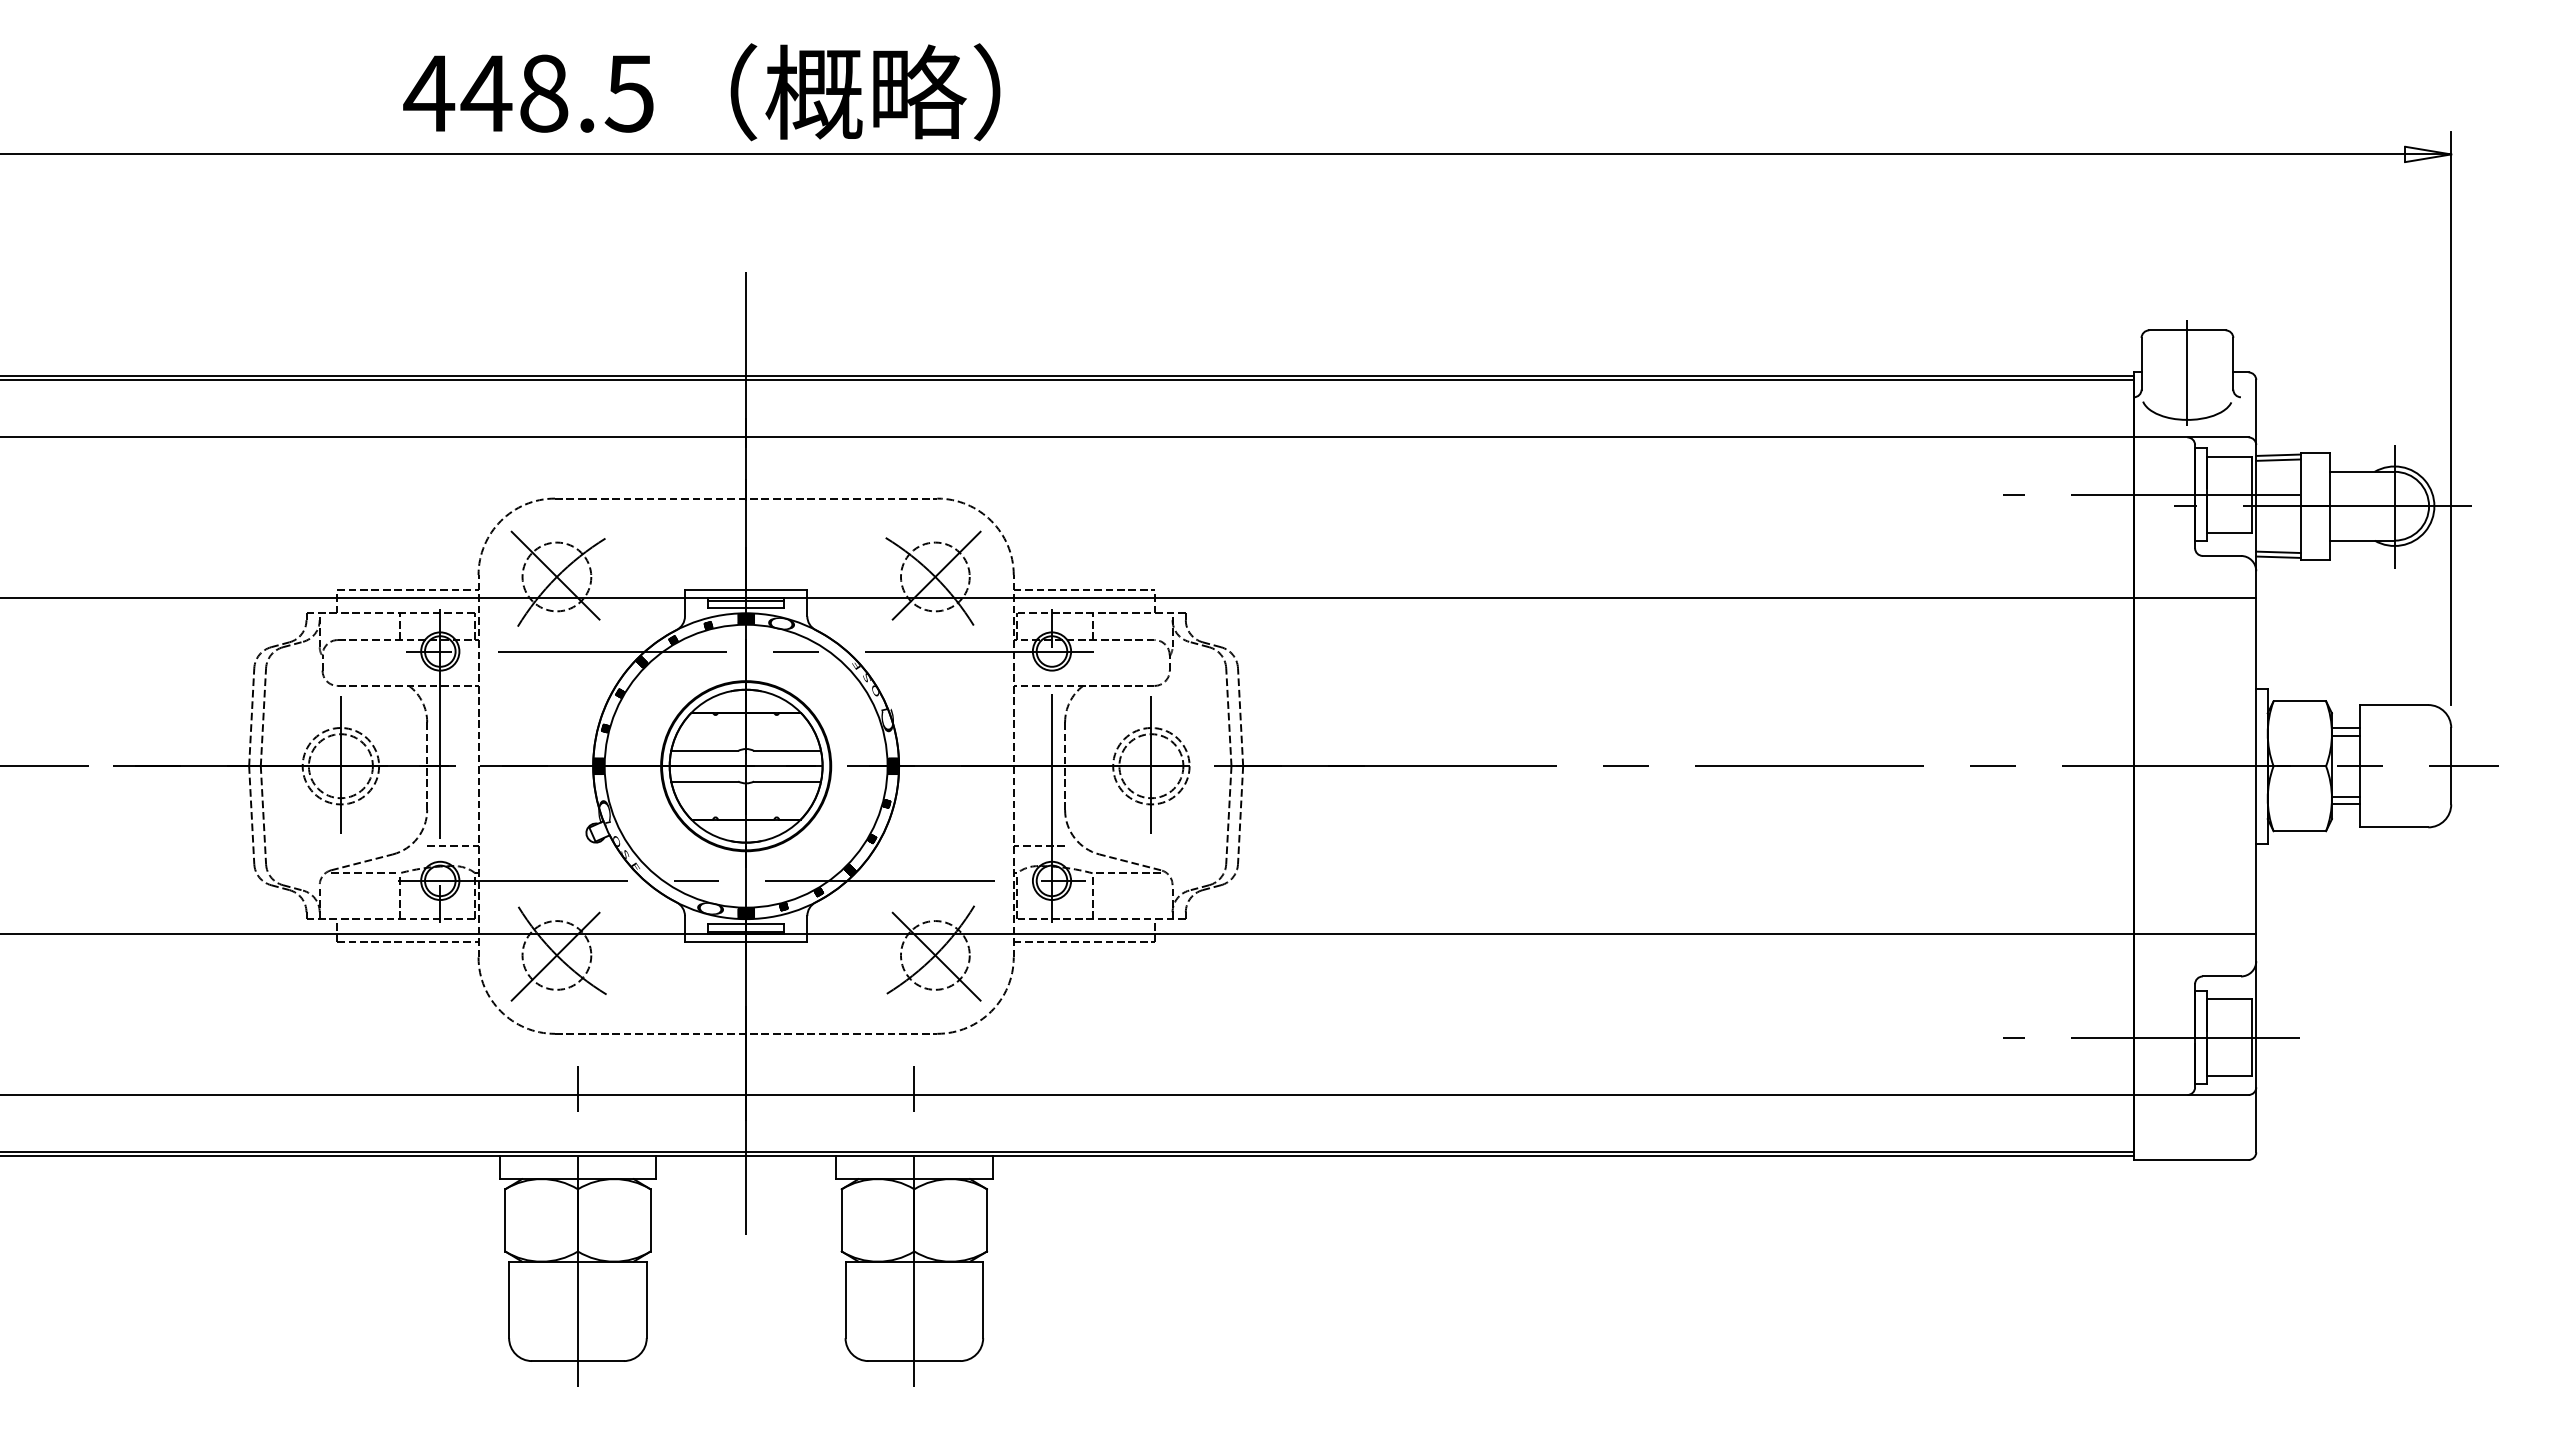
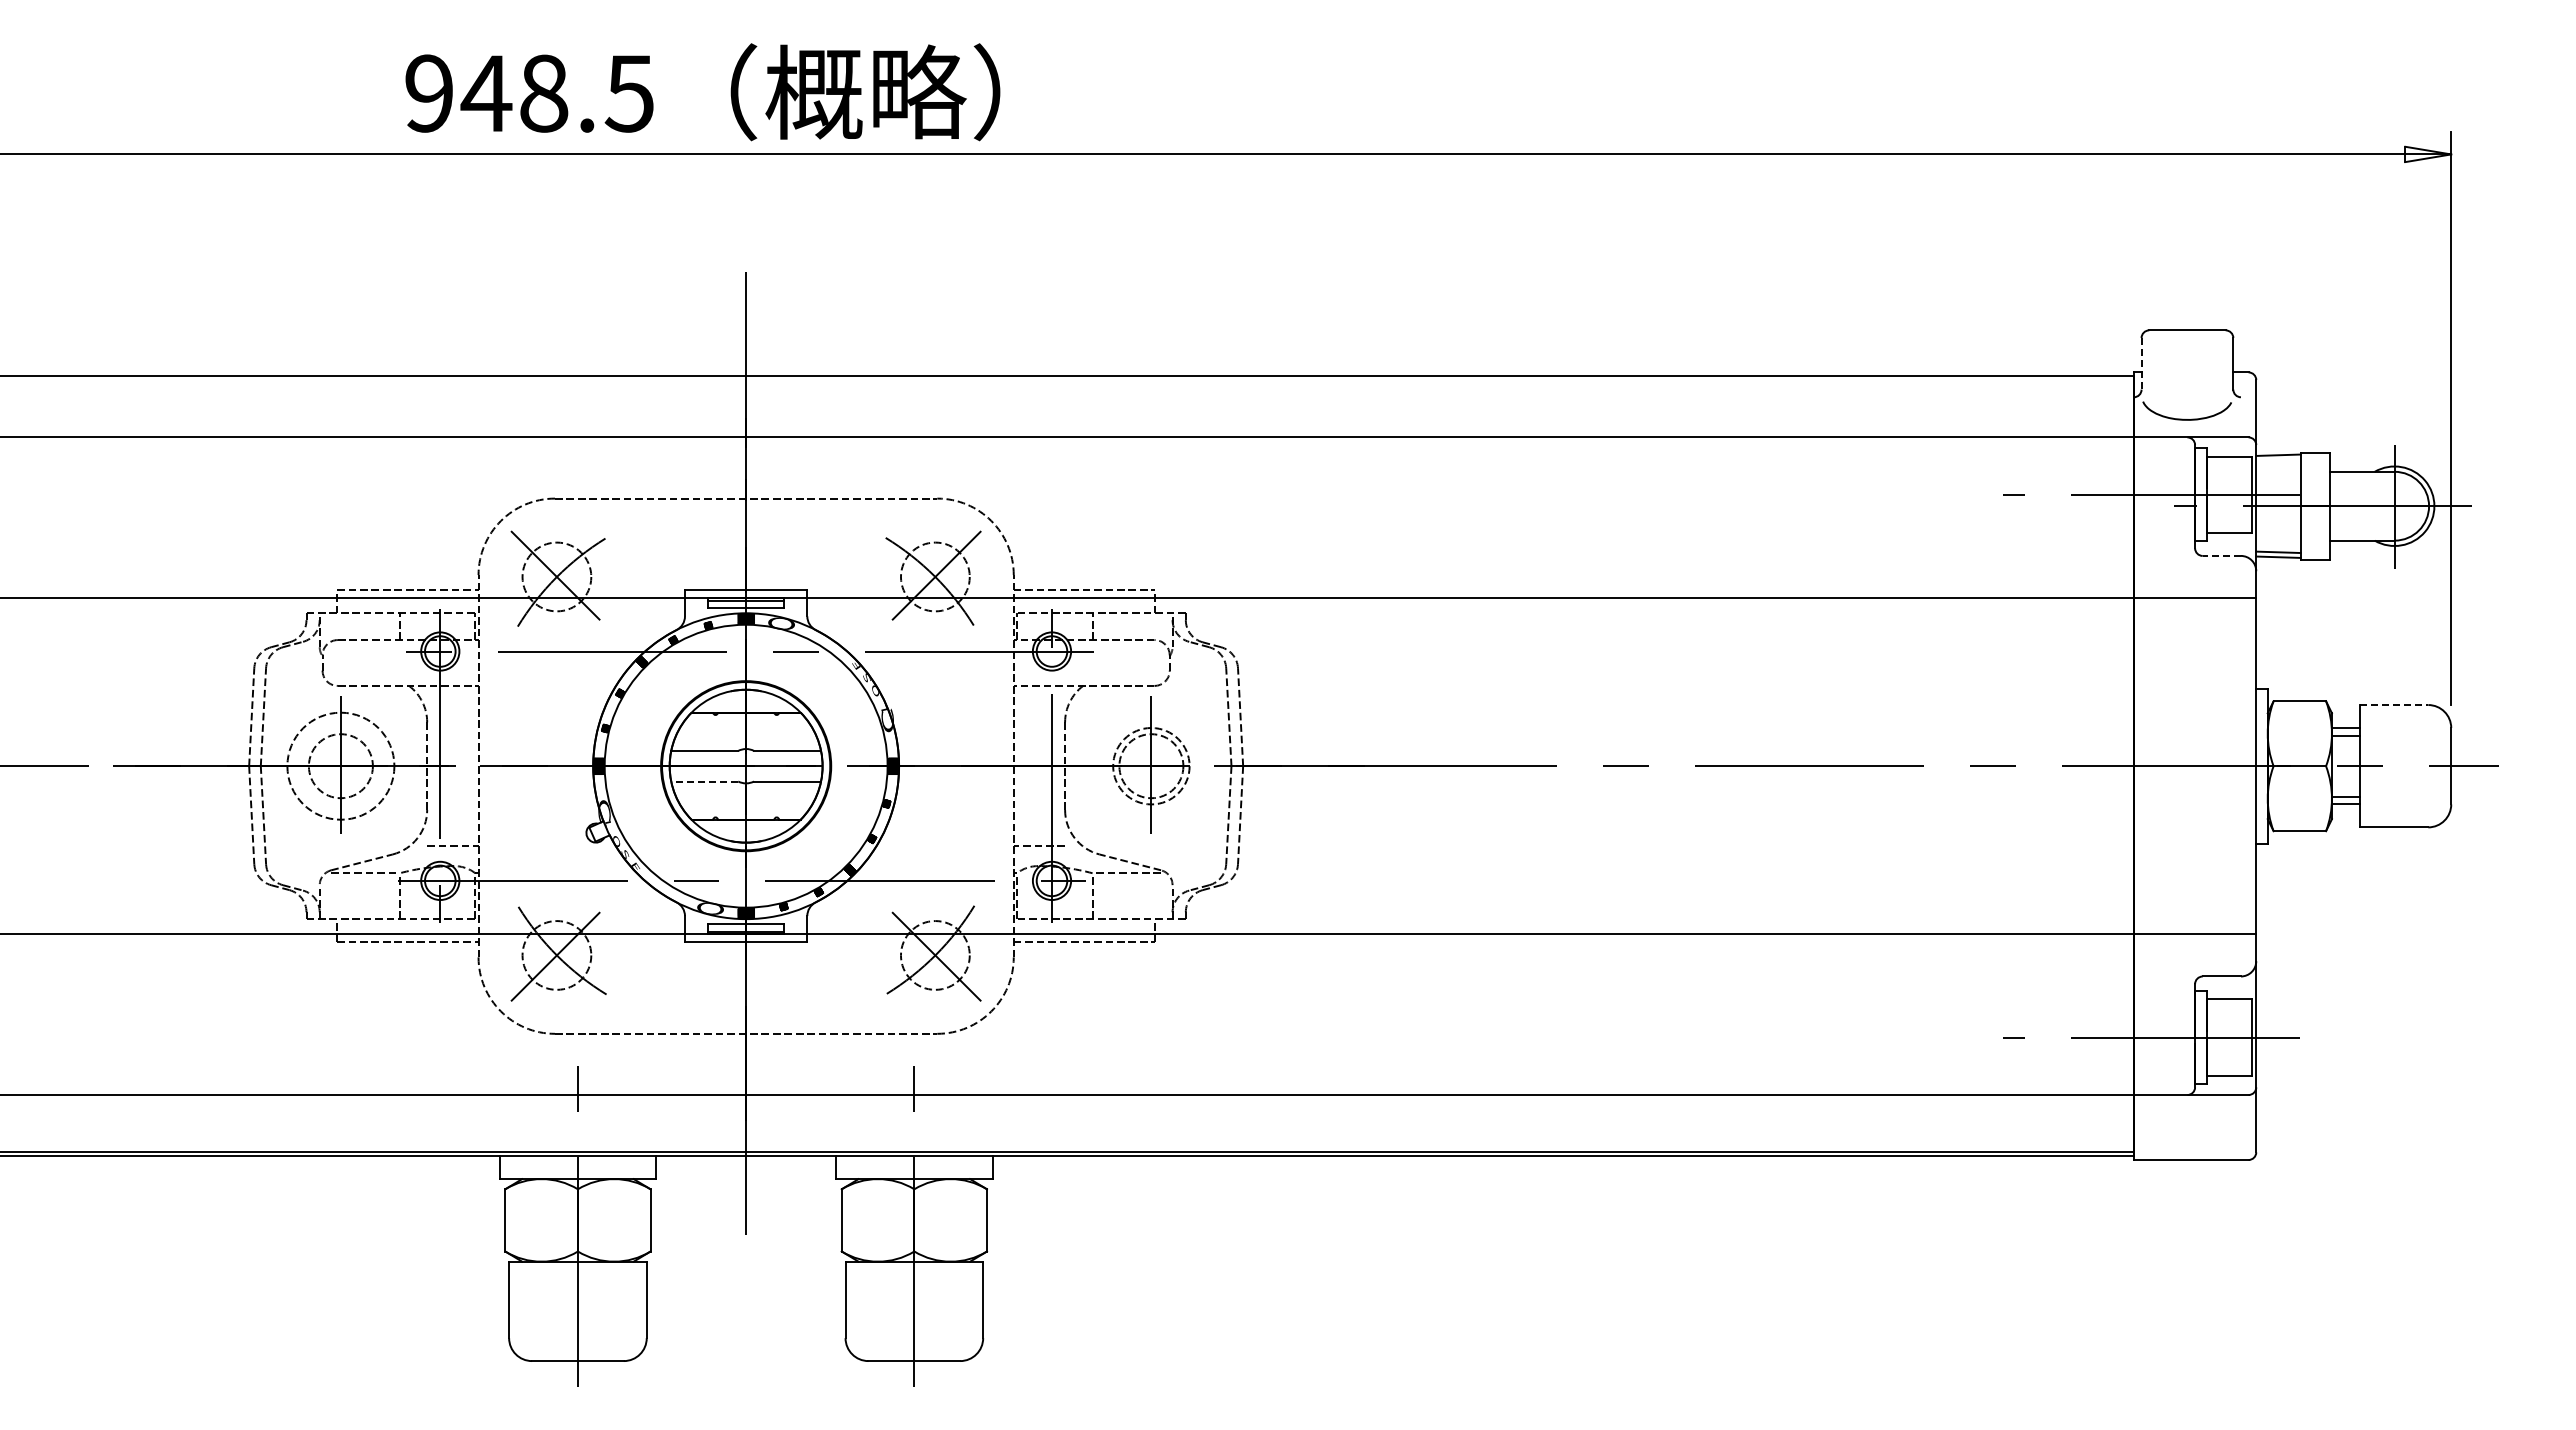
text: 448.5 -> 948.5 (429, 93)
line: solid -> dashed (2141, 363)
line: present -> none (2187, 373)
line: present -> none (1067, 380)
line: present -> none (2278, 459)
line: solid -> dashed (2221, 555)
line: solid -> dashed (2394, 705)
circle diameter: 76 px -> 107 px (340, 765)
line: solid -> dashed (704, 781)
